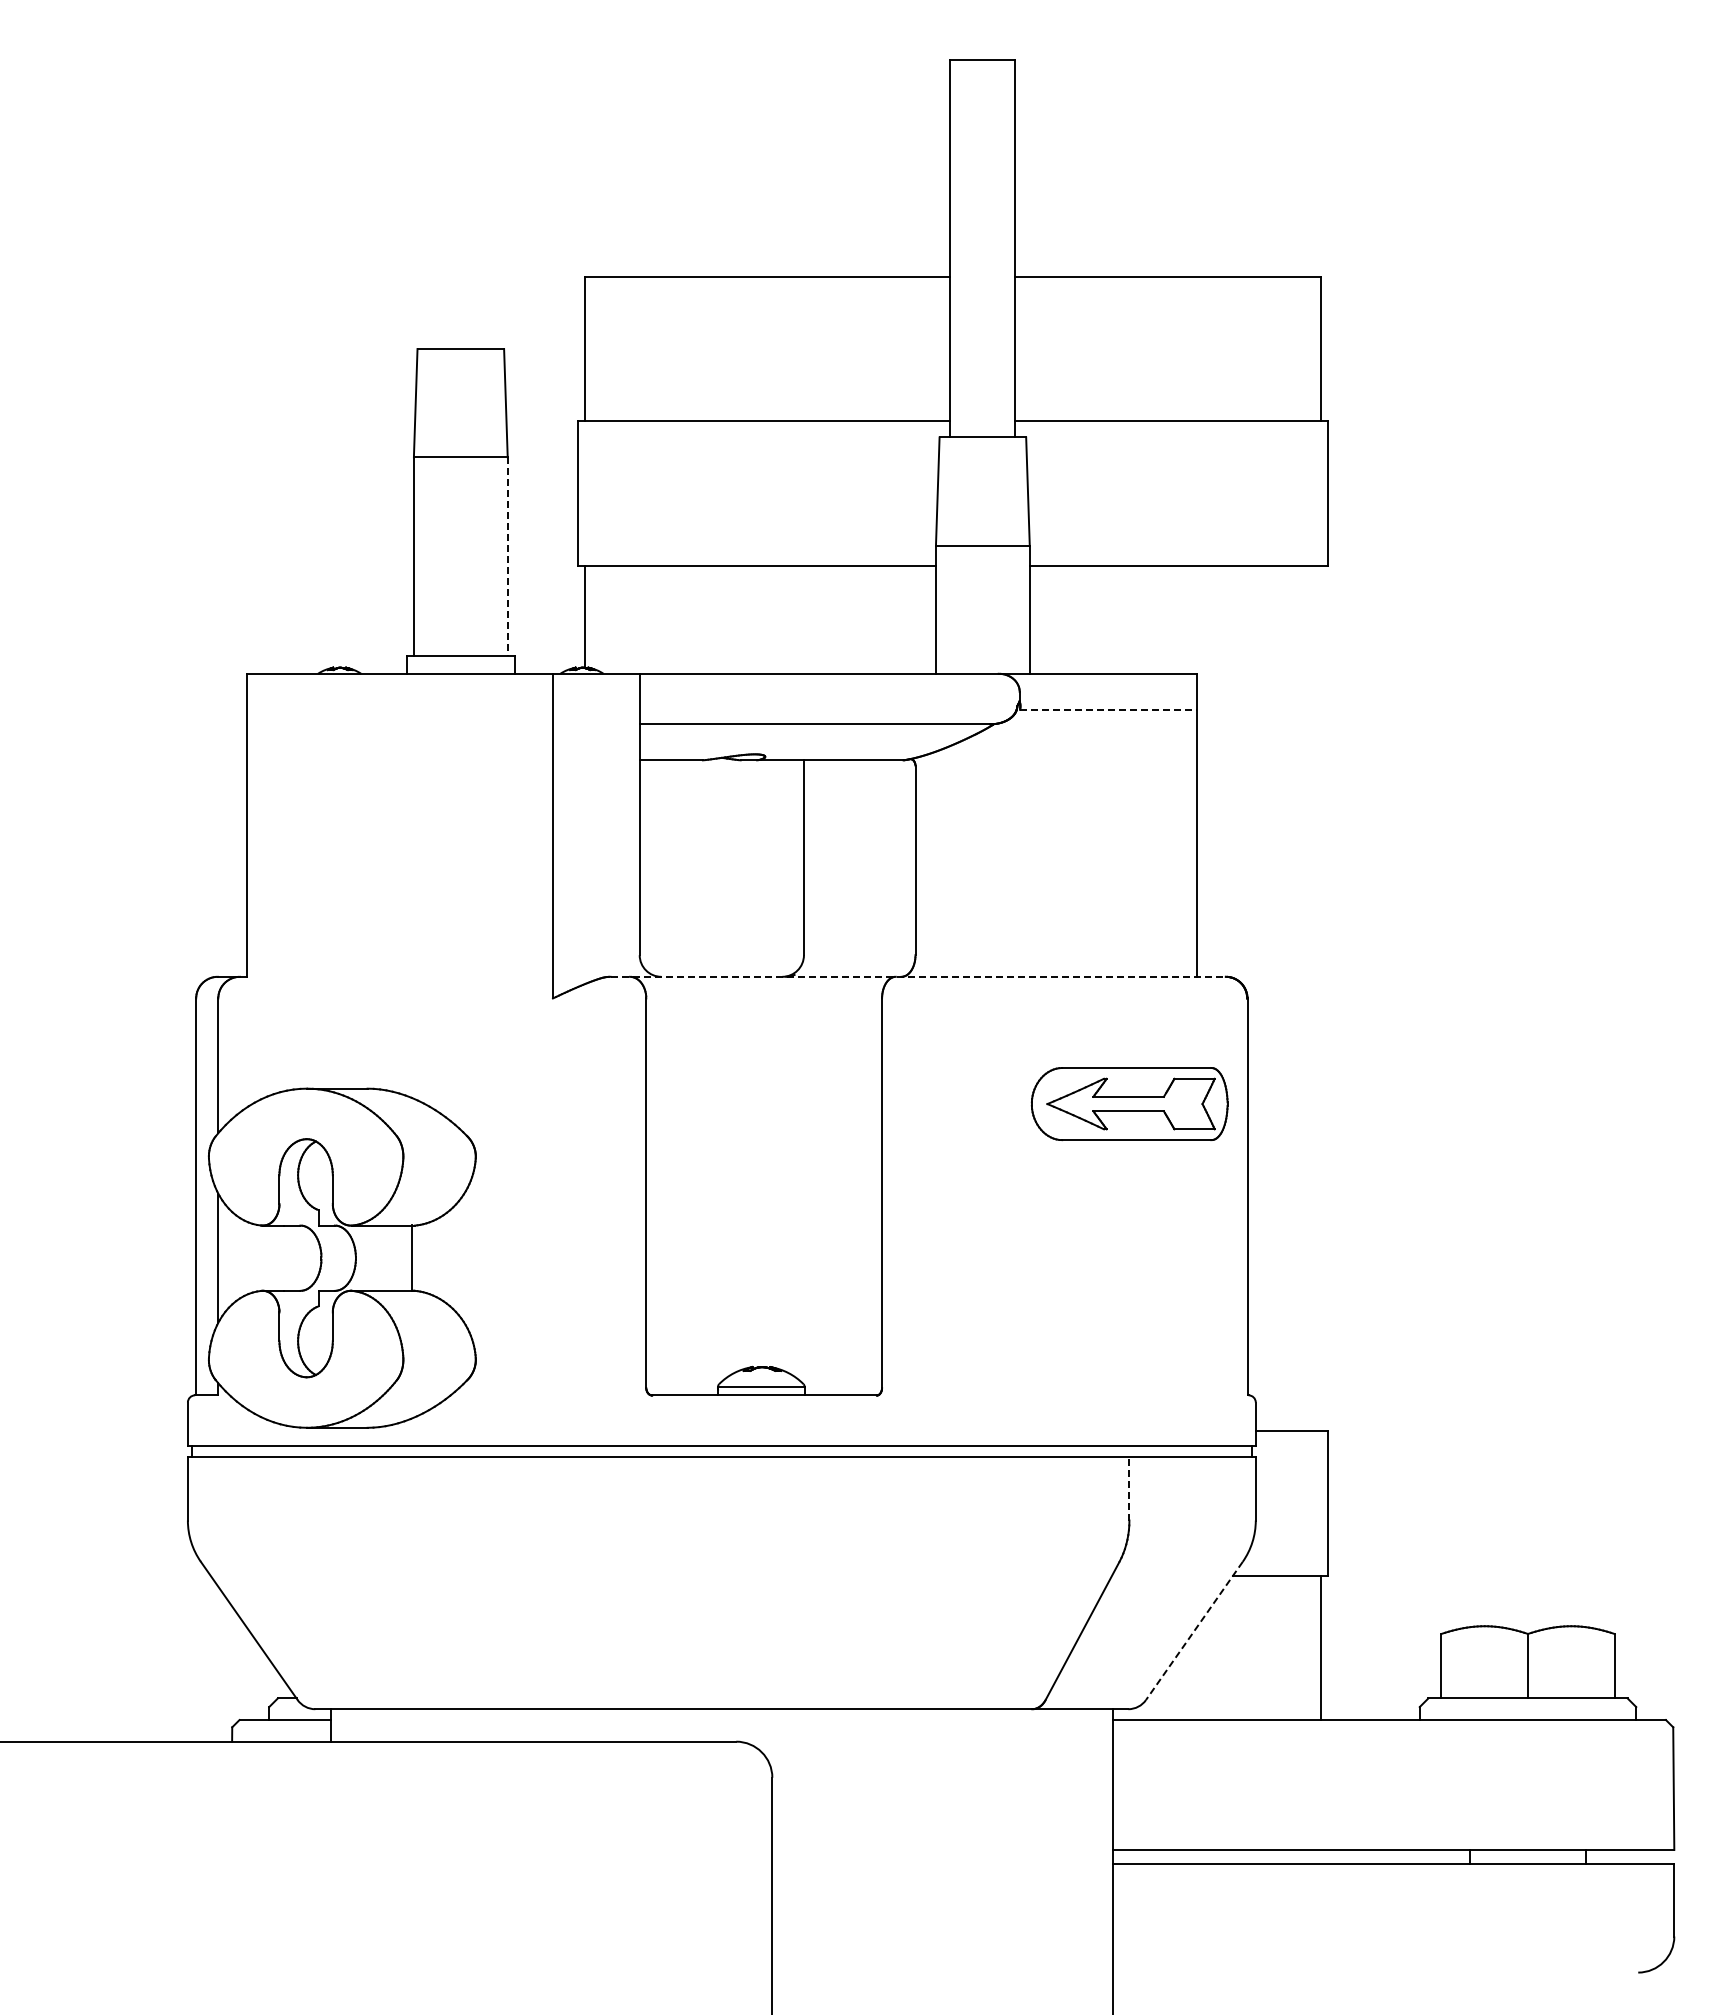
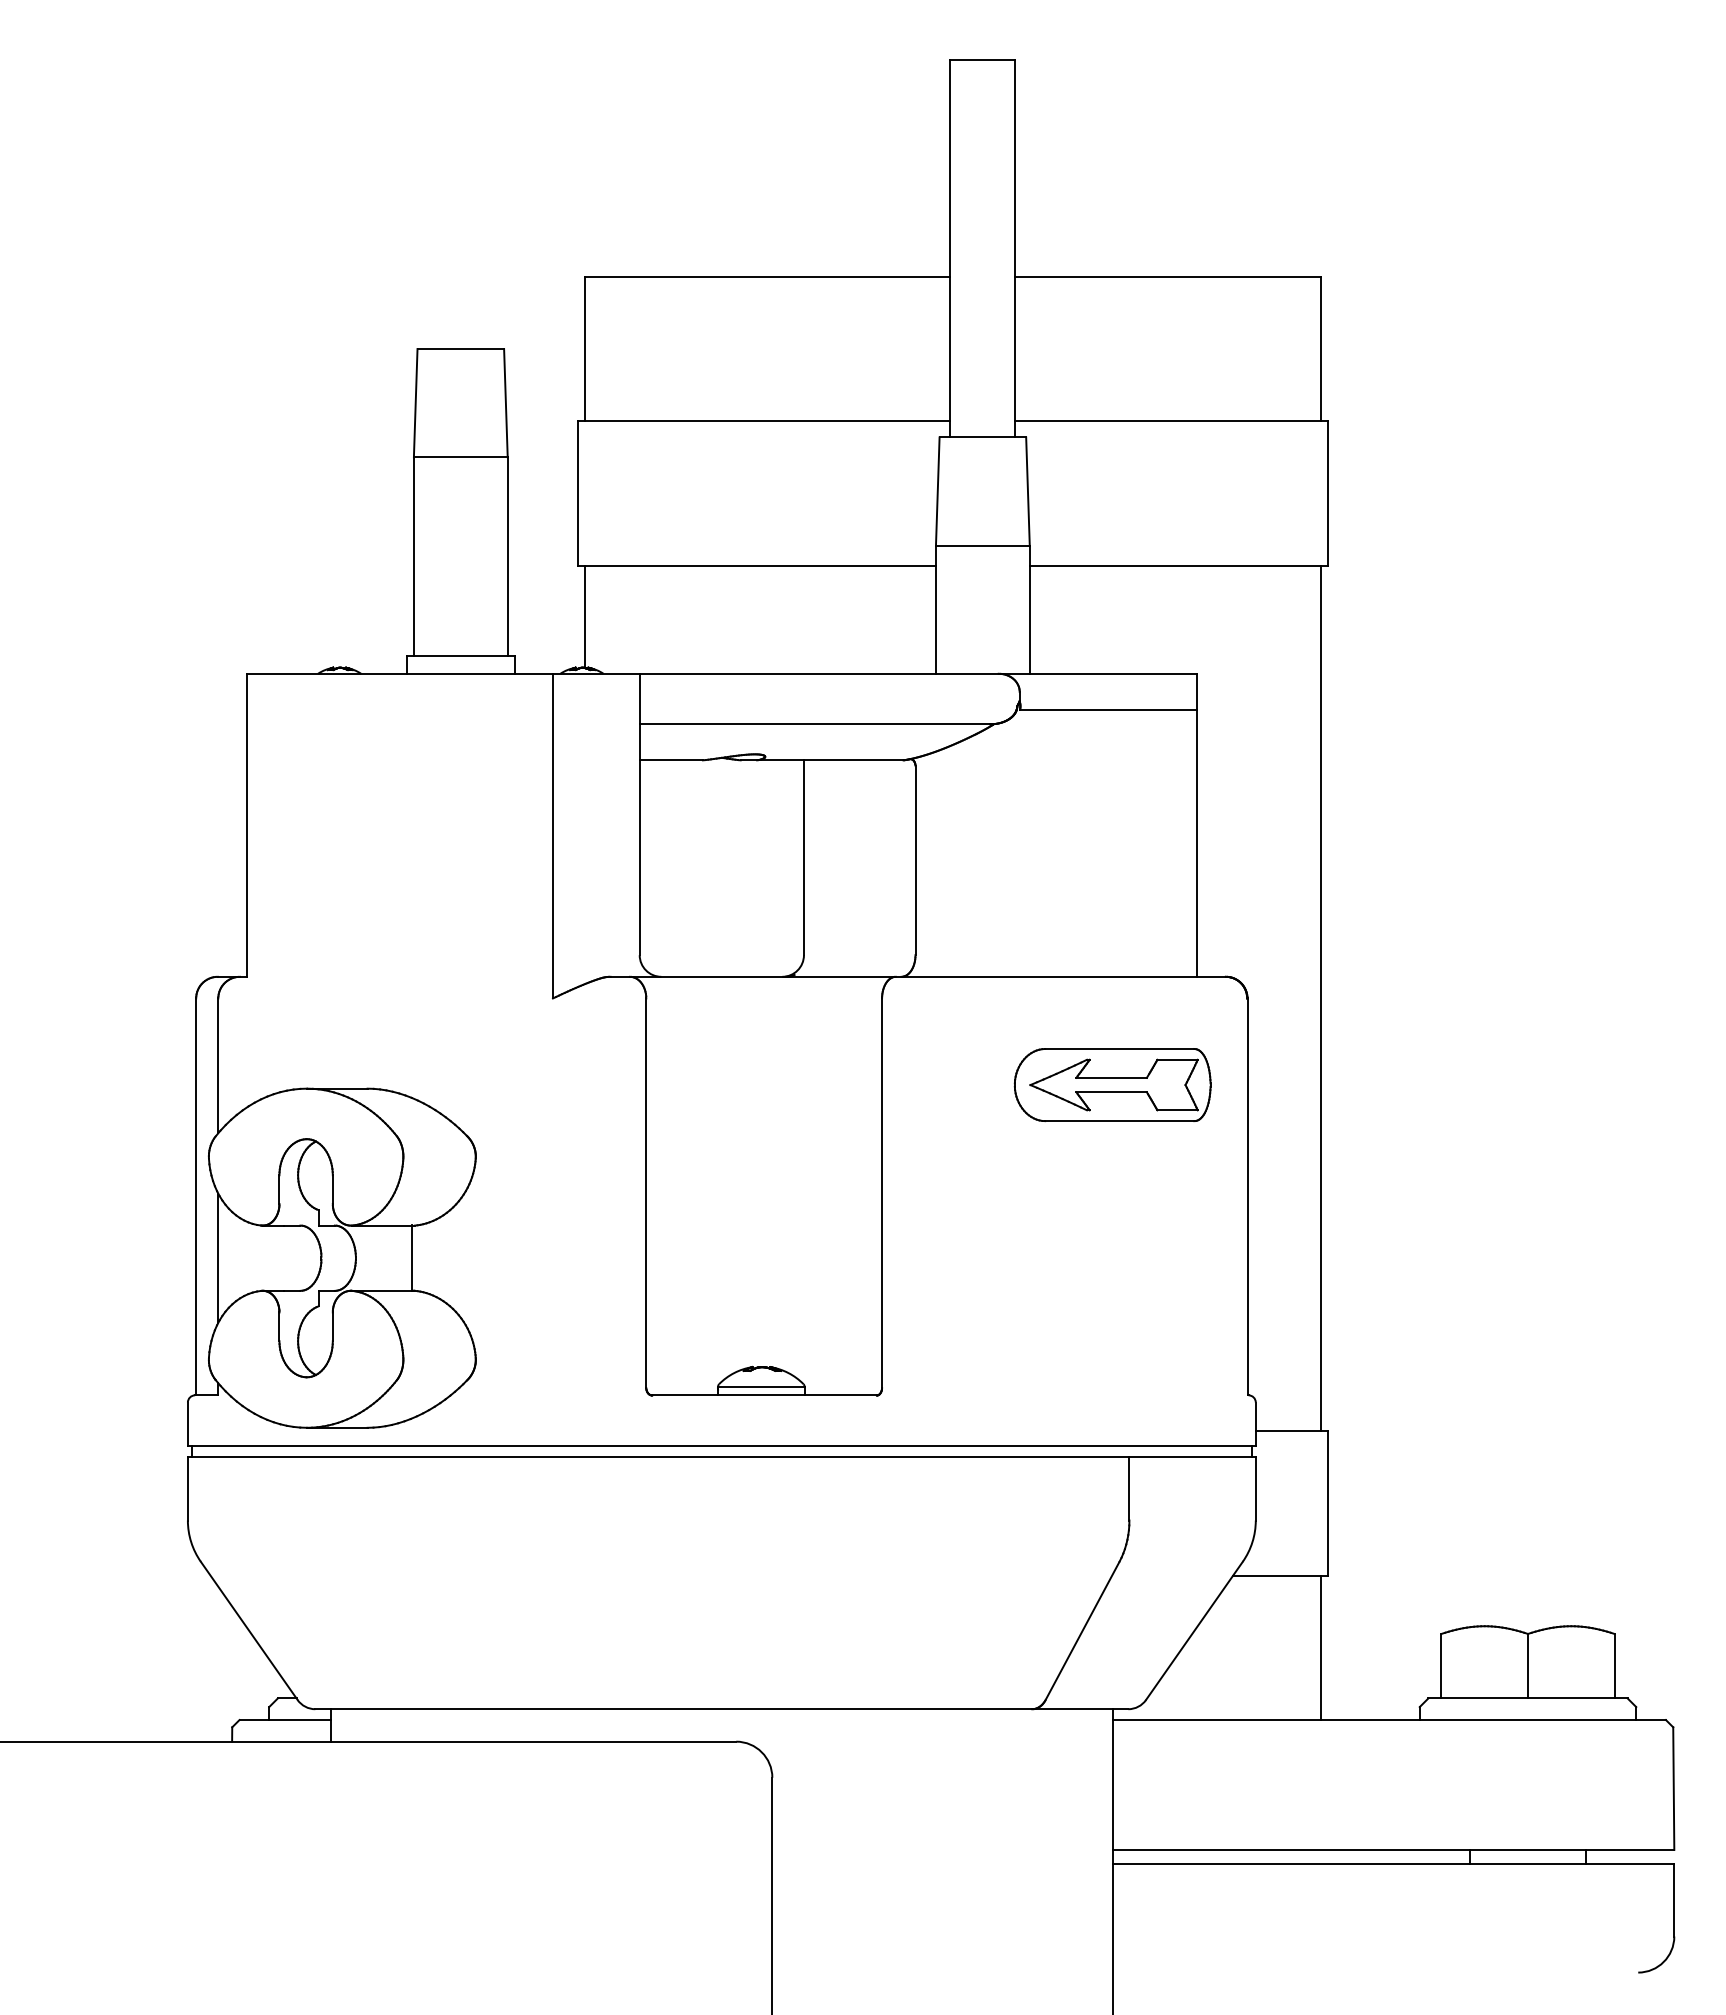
line: dashed -> solid (507, 557)
line: dashed -> solid (1108, 709)
line: dashed -> solid (918, 976)
line: none -> present (1320, 998)
part position: (1129, 1104) -> (1112, 1085) (1112, 1085)
line: dashed -> solid (1129, 1488)
line: dashed -> solid (1194, 1631)
